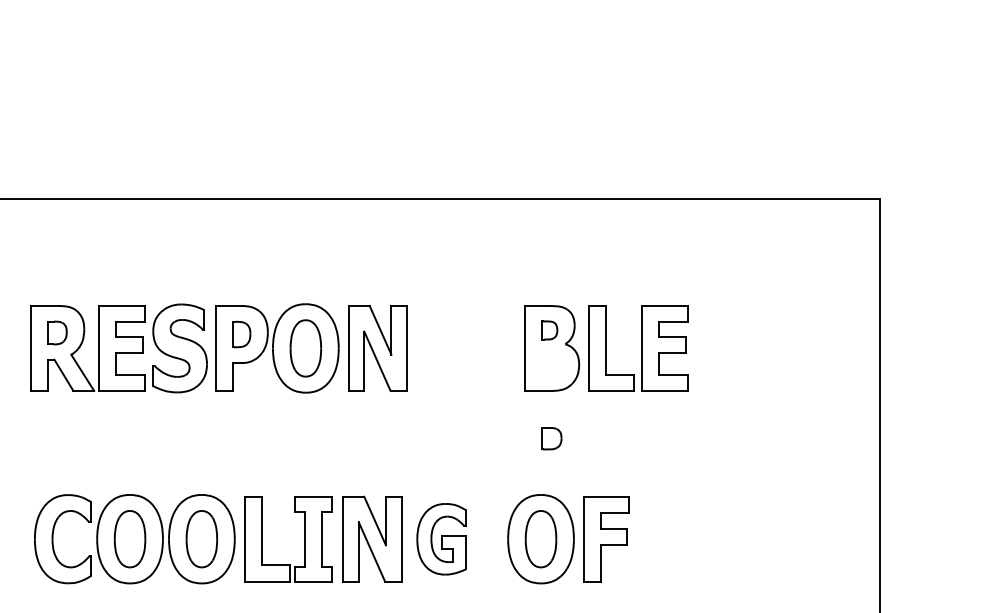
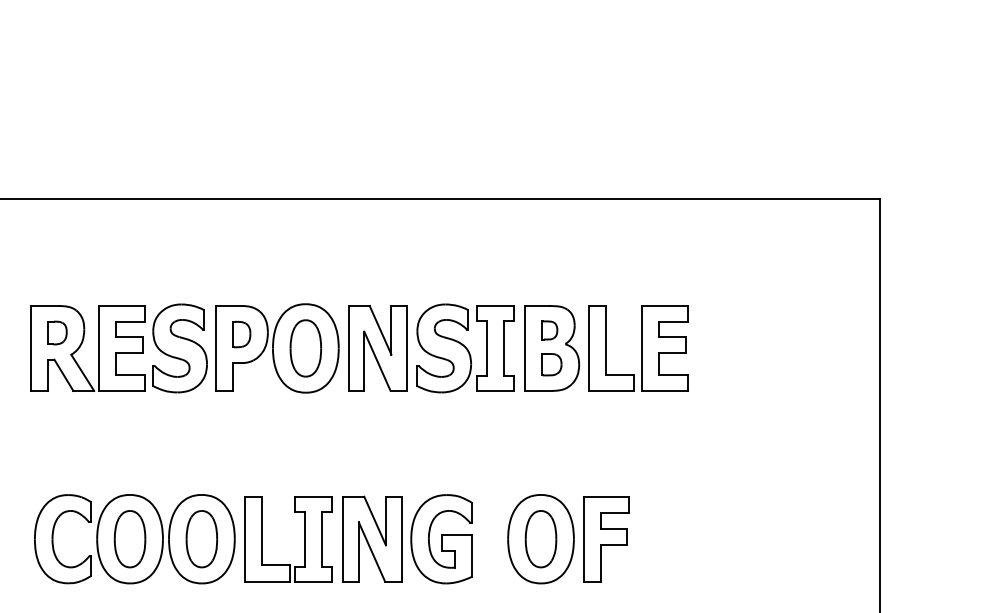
part: none -> present (465, 348)
part position: (551, 438) -> (551, 364) (551, 364)
part size: 51x73 px -> 63x91 px (441, 539)
